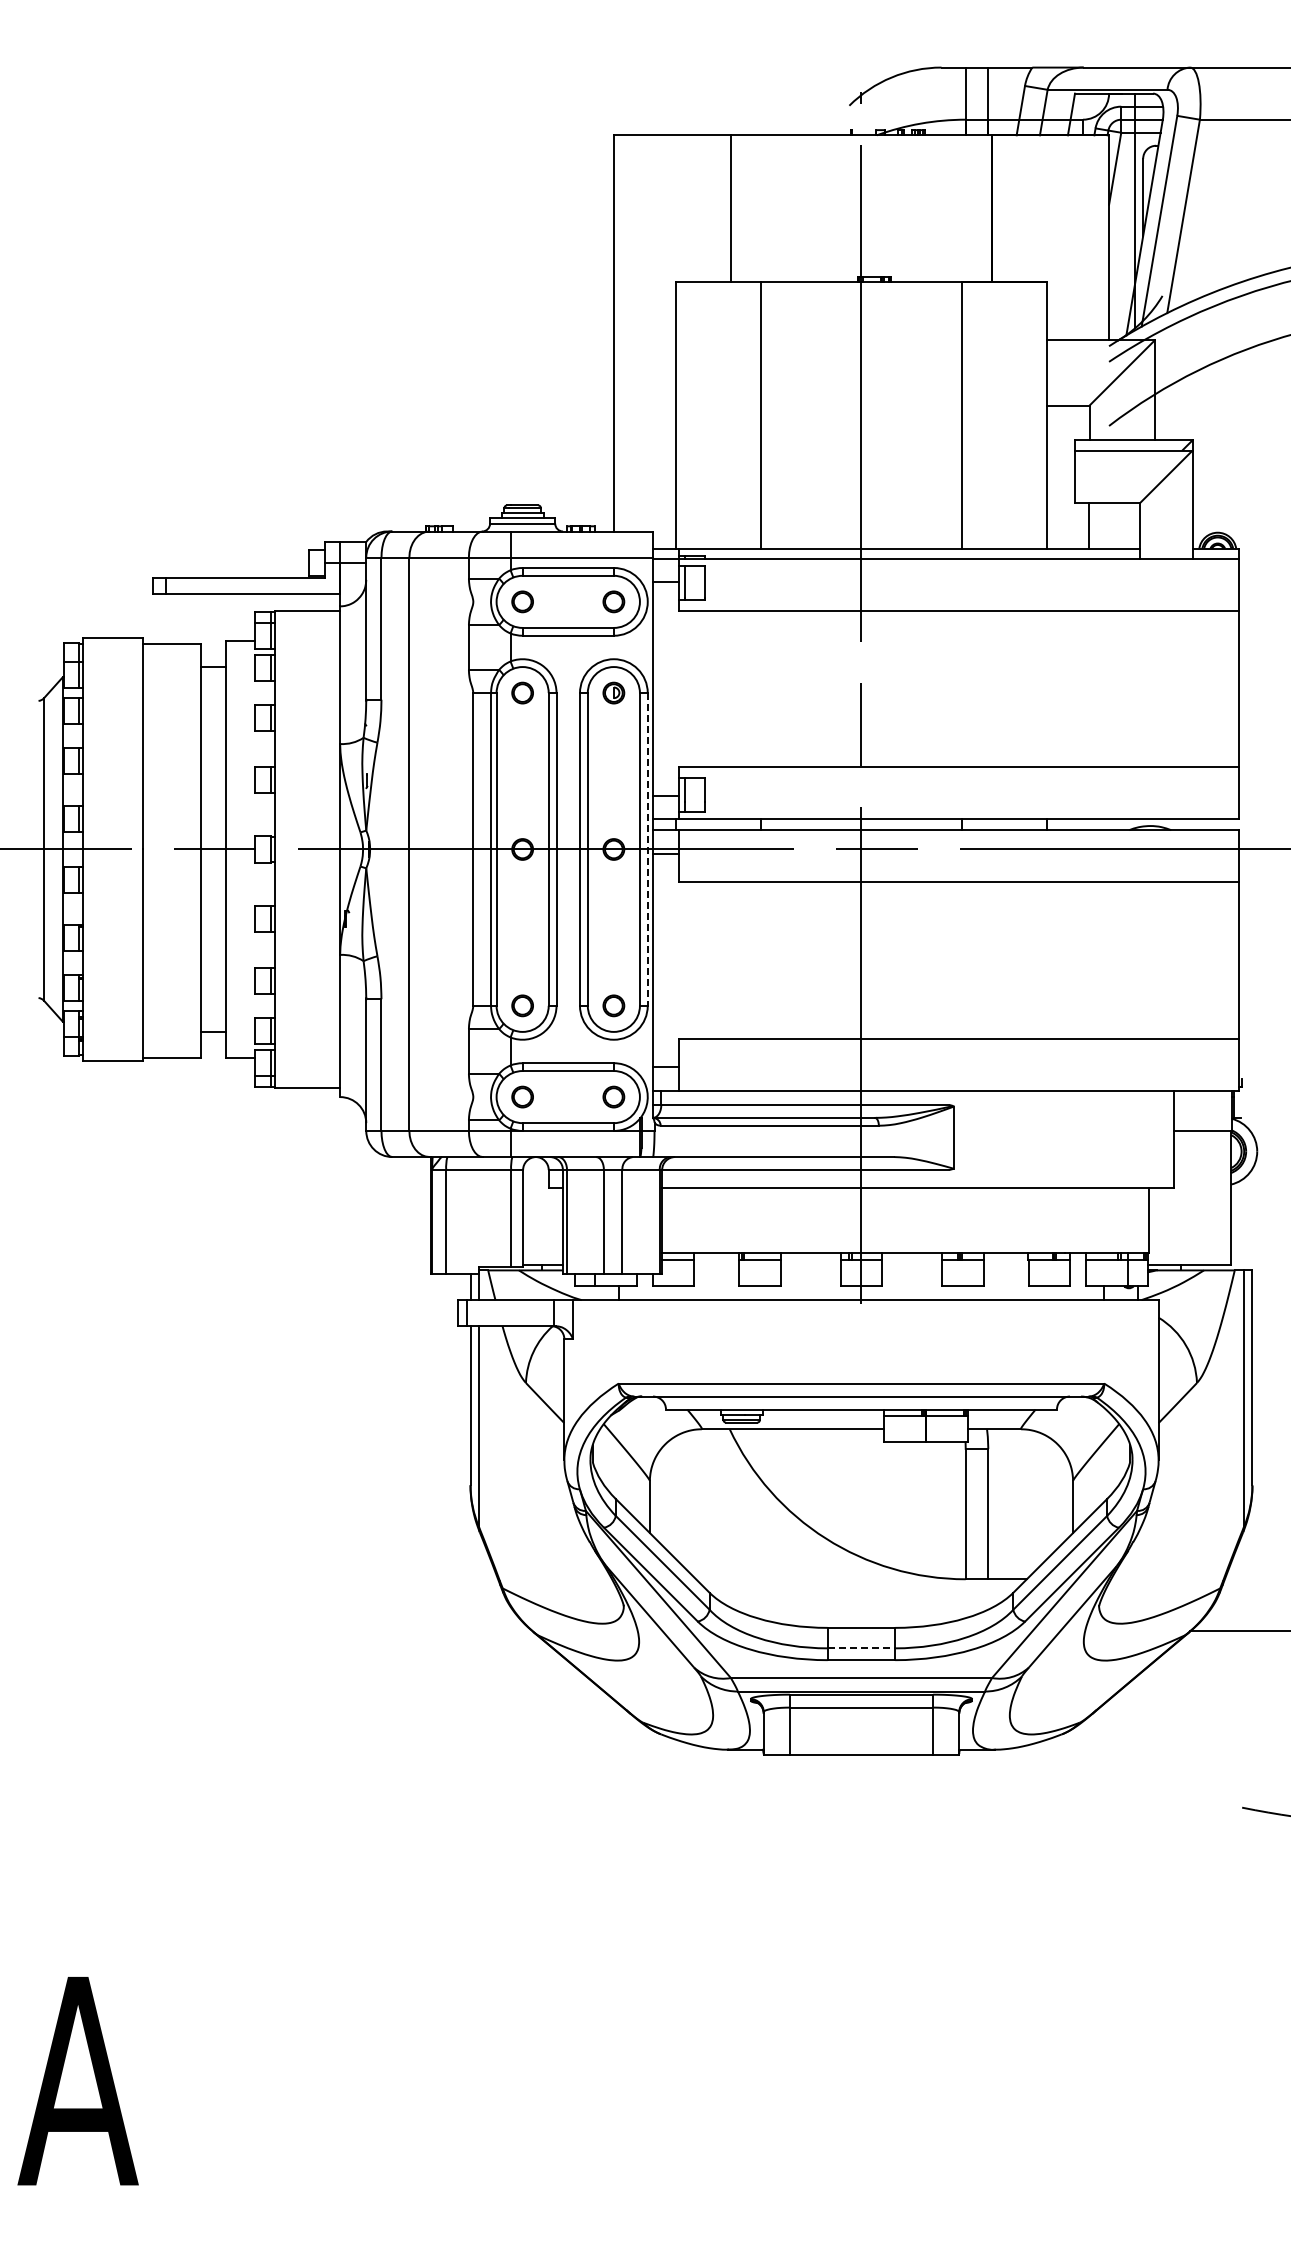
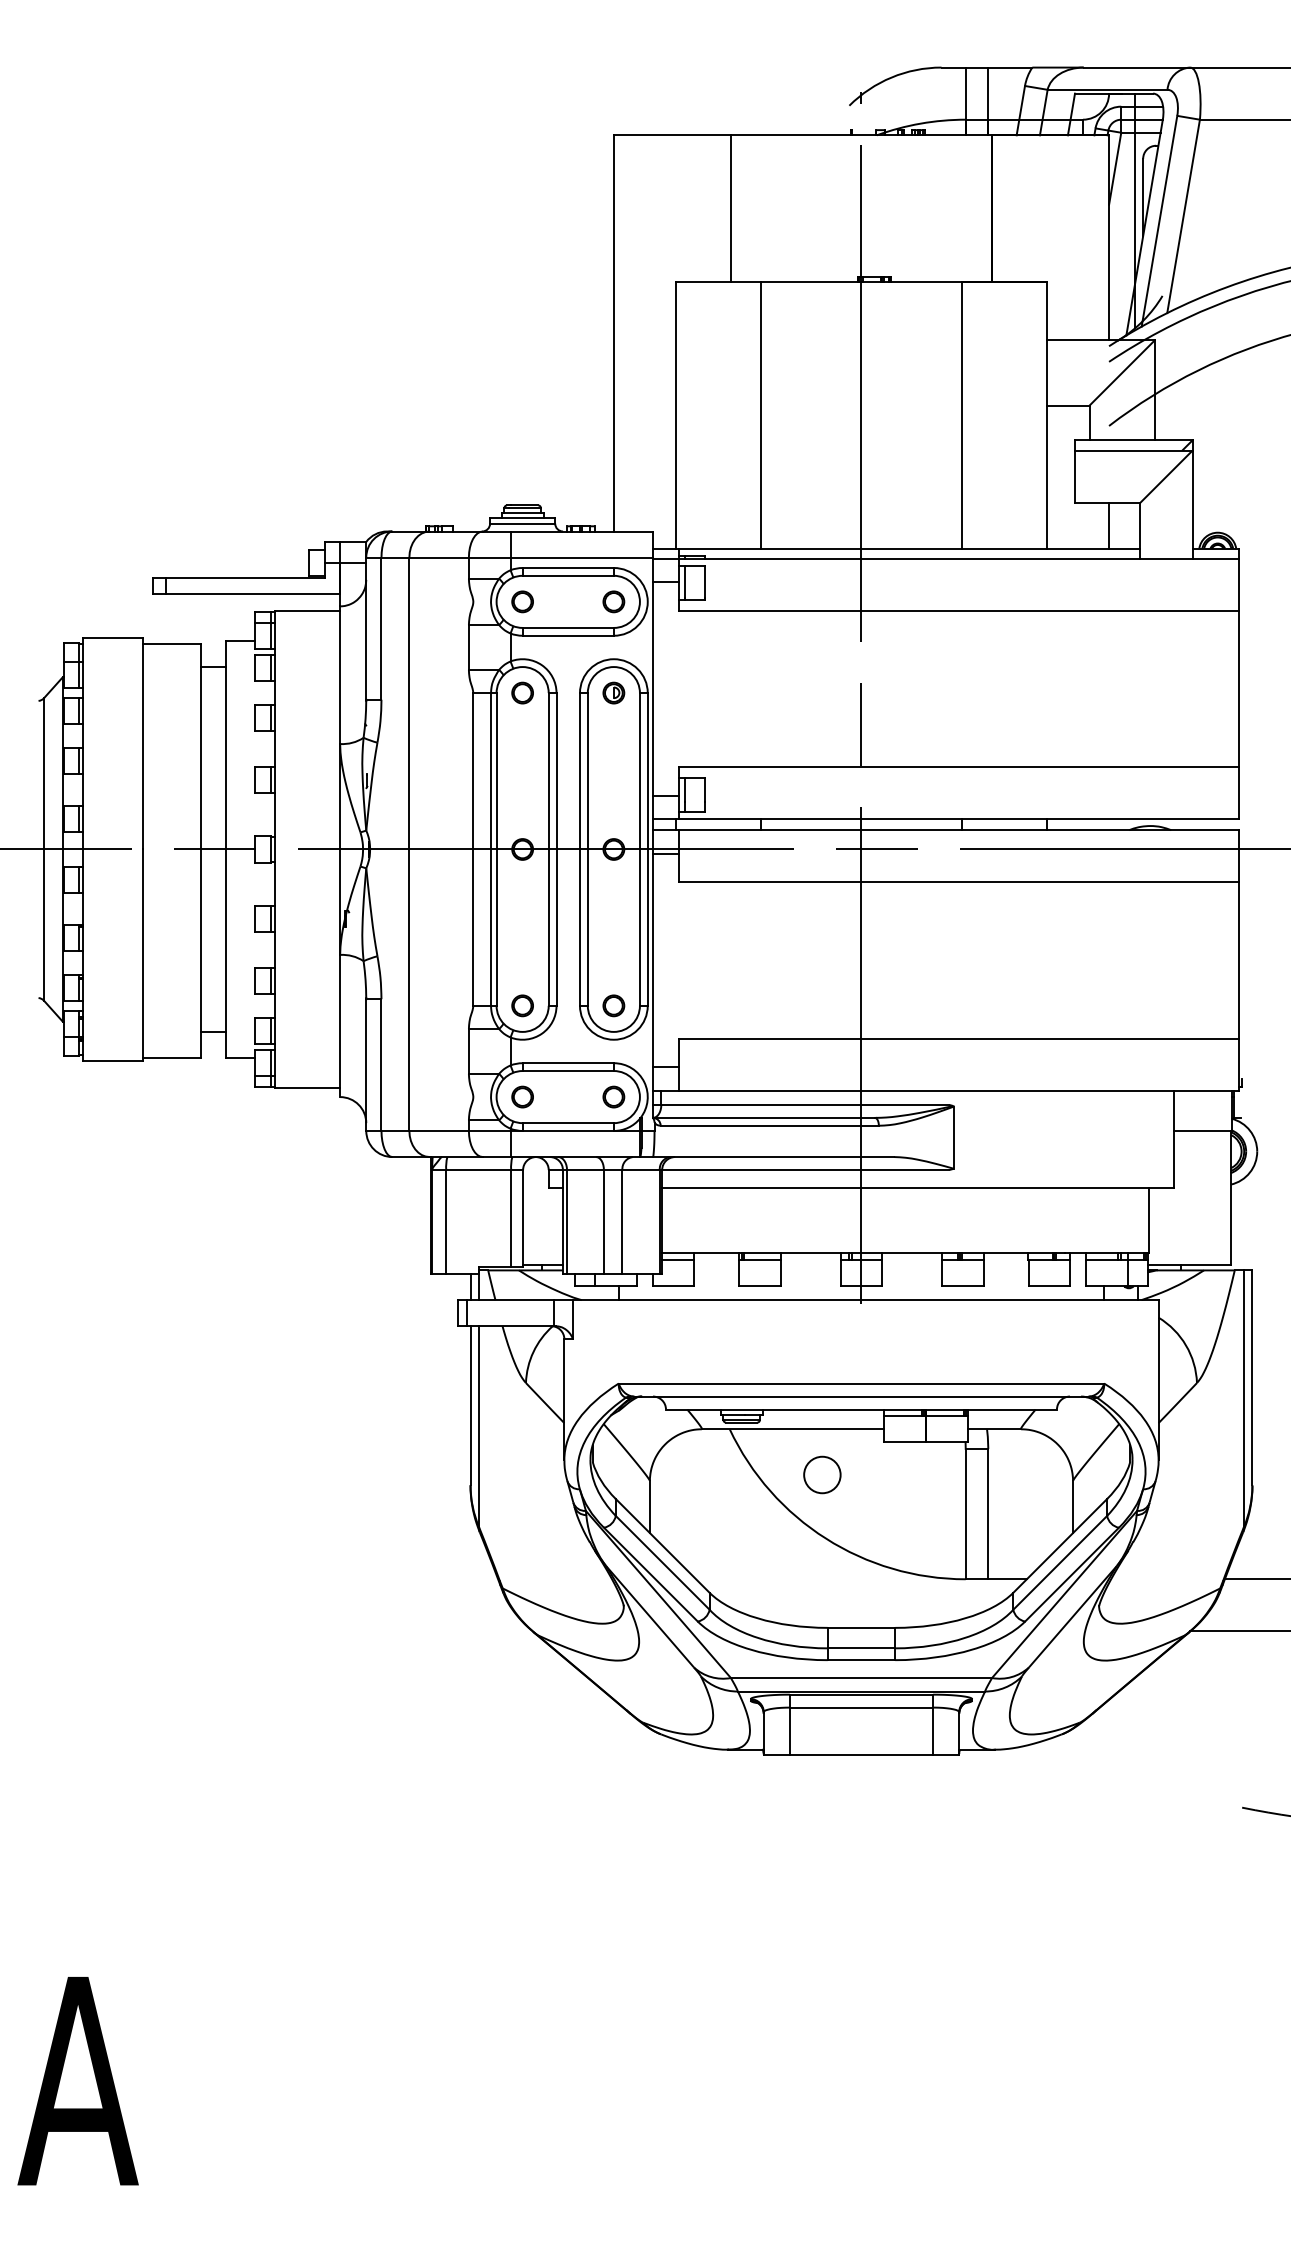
line position: (1089, 525) -> (1109, 525) (1109, 525)
line: dashed -> solid (647, 849)
circle: none -> present (822, 1474)
line: none -> present (1255, 1579)
line: dashed -> solid (861, 1648)
